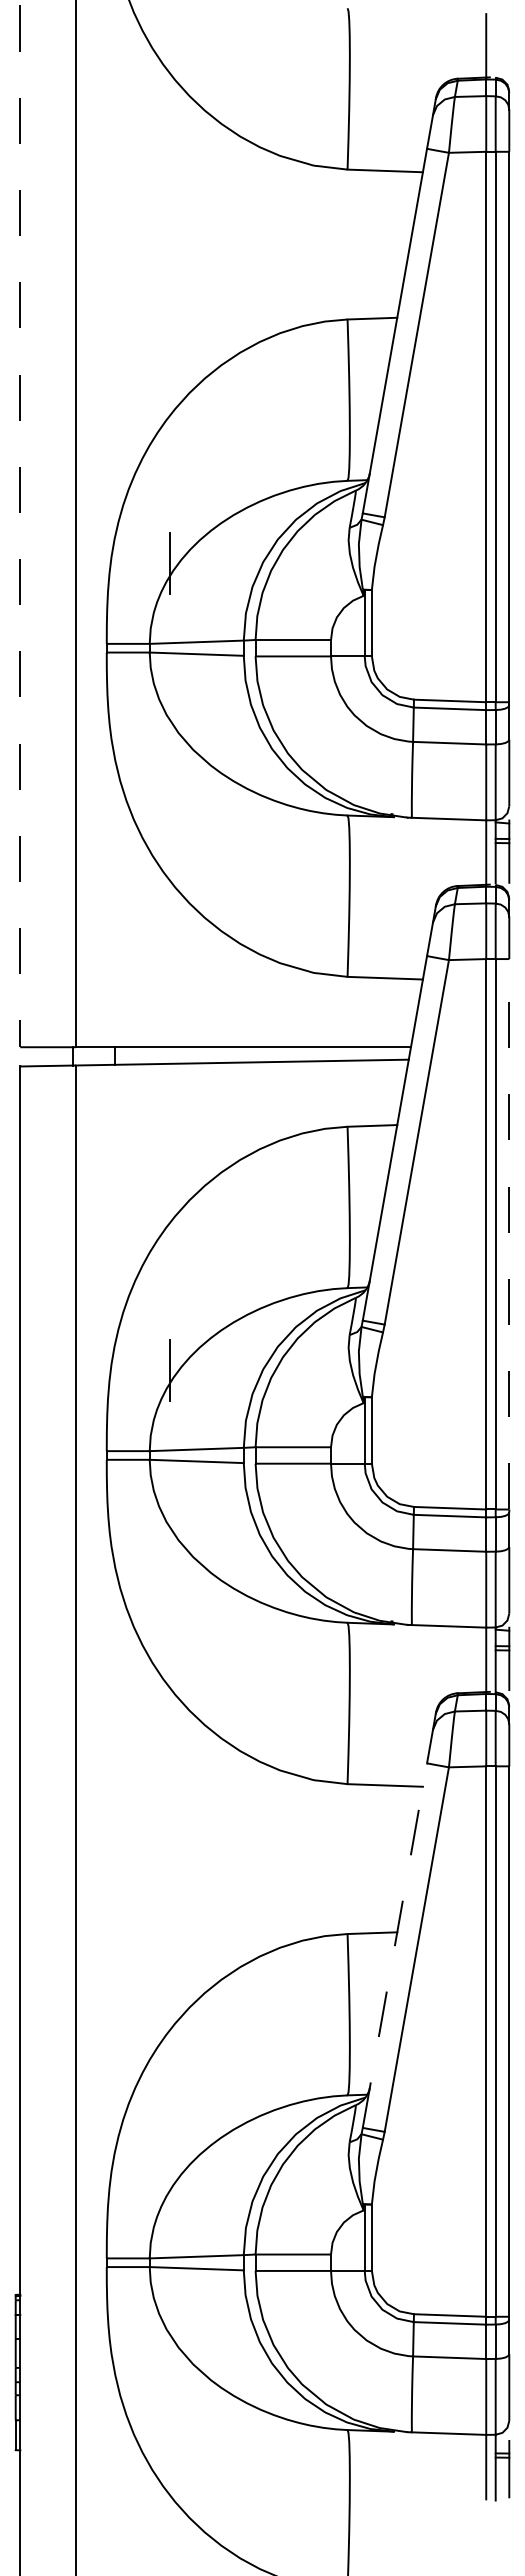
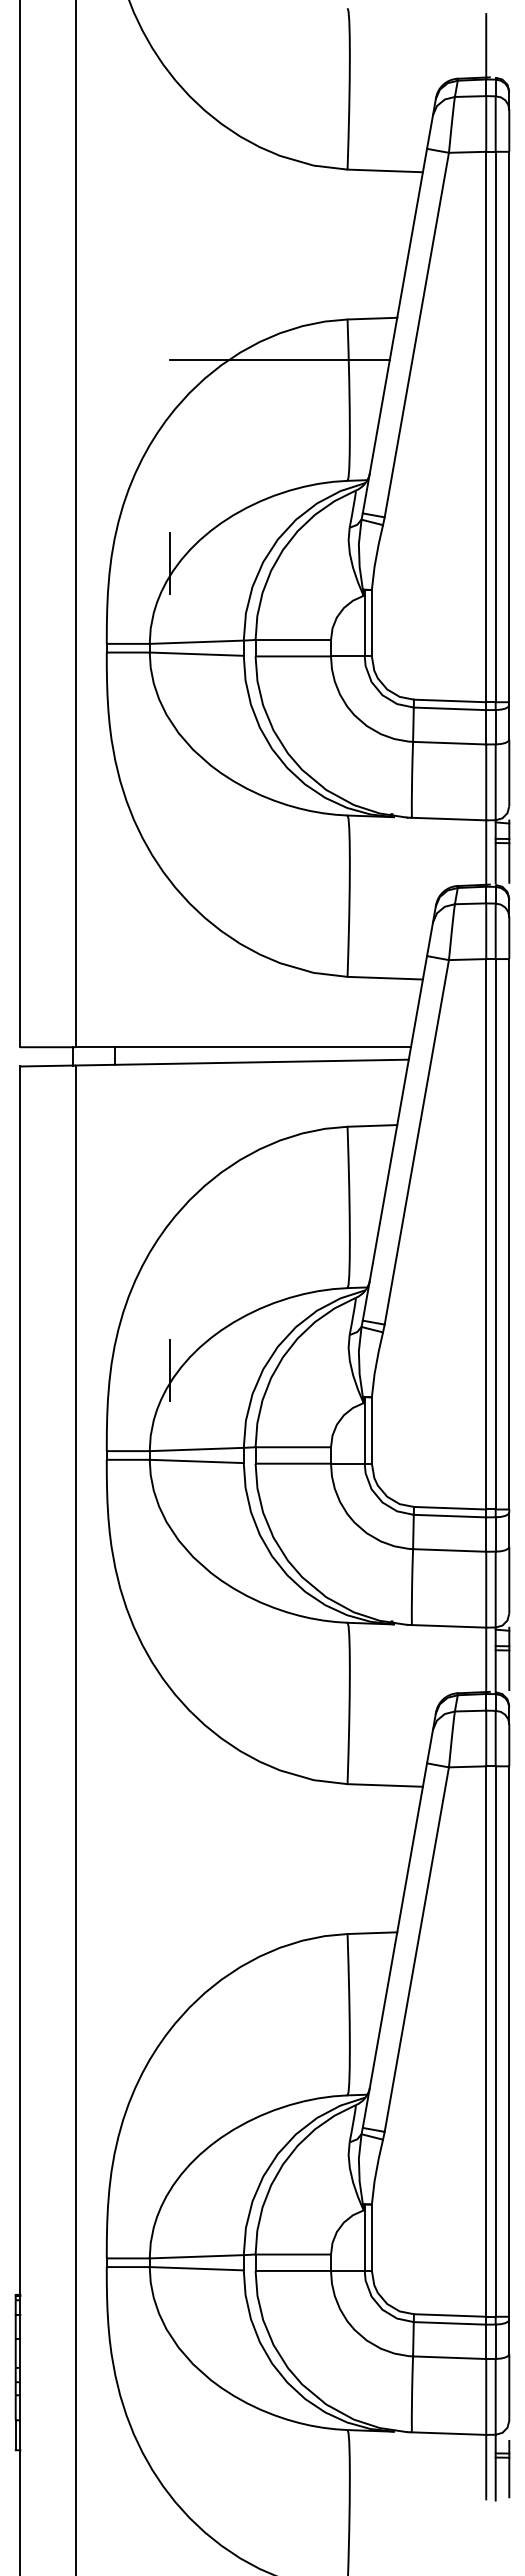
line: none -> present (279, 359)
line: dashed -> solid (20, 523)
line: dashed -> solid (509, 1233)
line: dashed -> solid (395, 1945)
